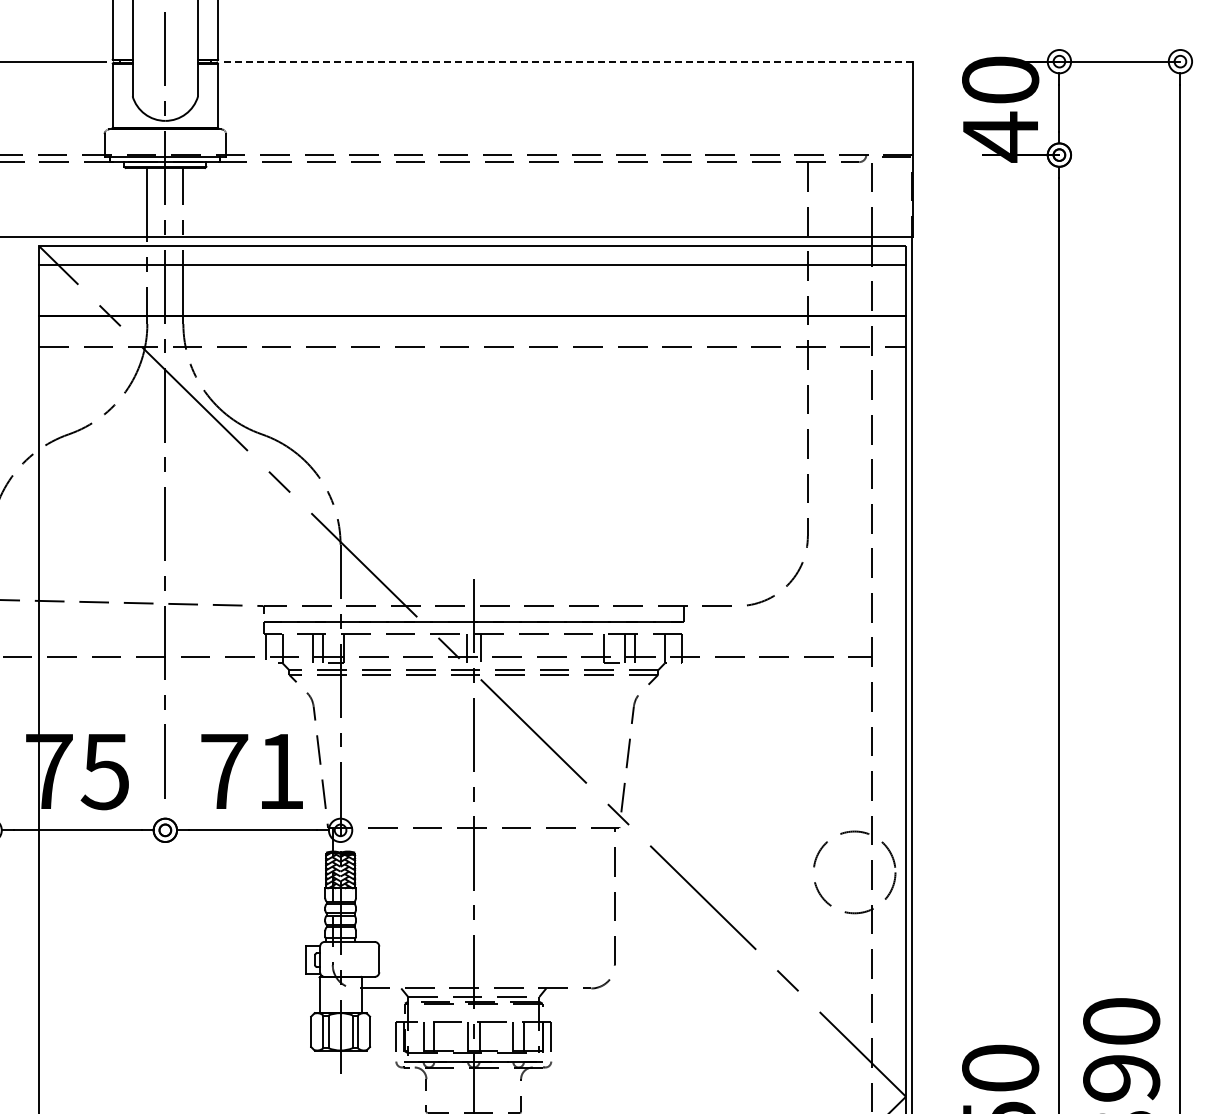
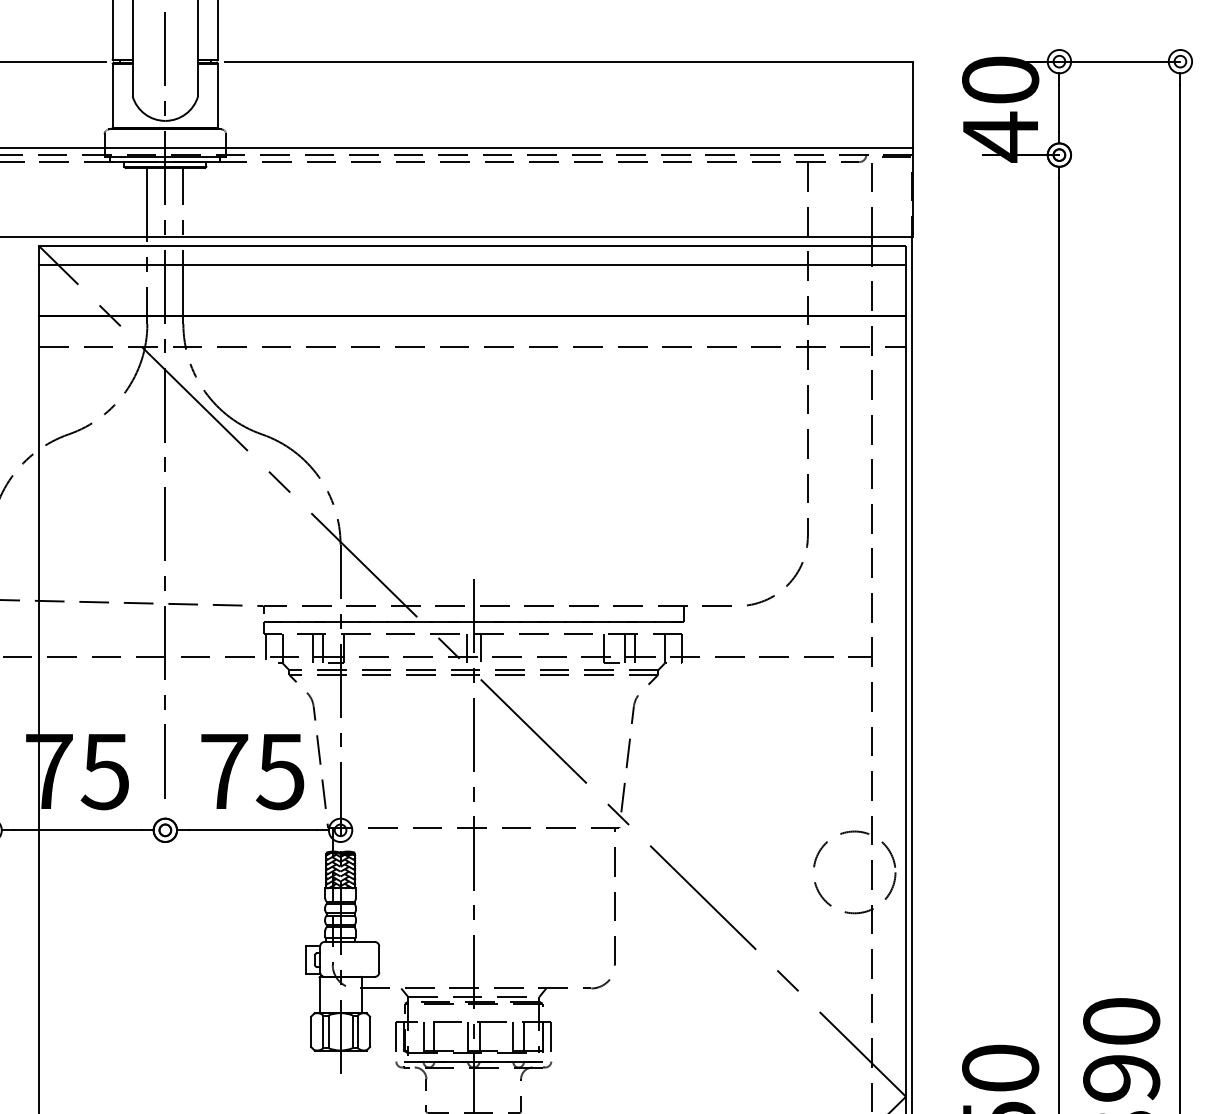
line: dashed -> solid (568, 61)
line: none -> present (457, 148)
text: 71 -> 75 (280, 772)
